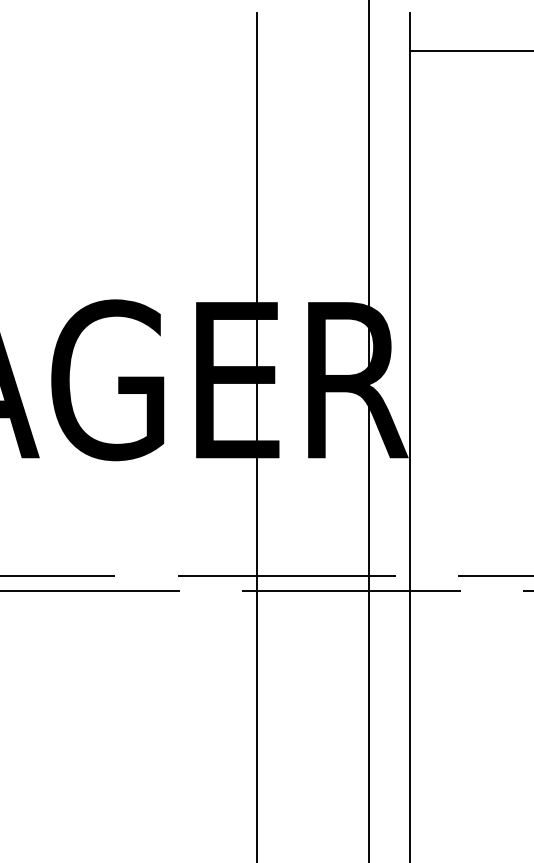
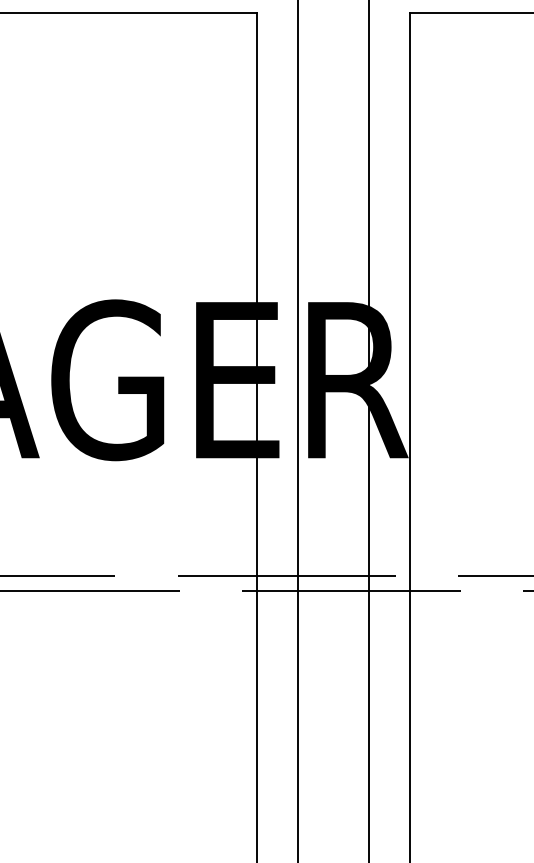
line: none -> present (129, 12)
line position: (470, 50) -> (470, 12) (470, 12)
line: none -> present (297, 430)
